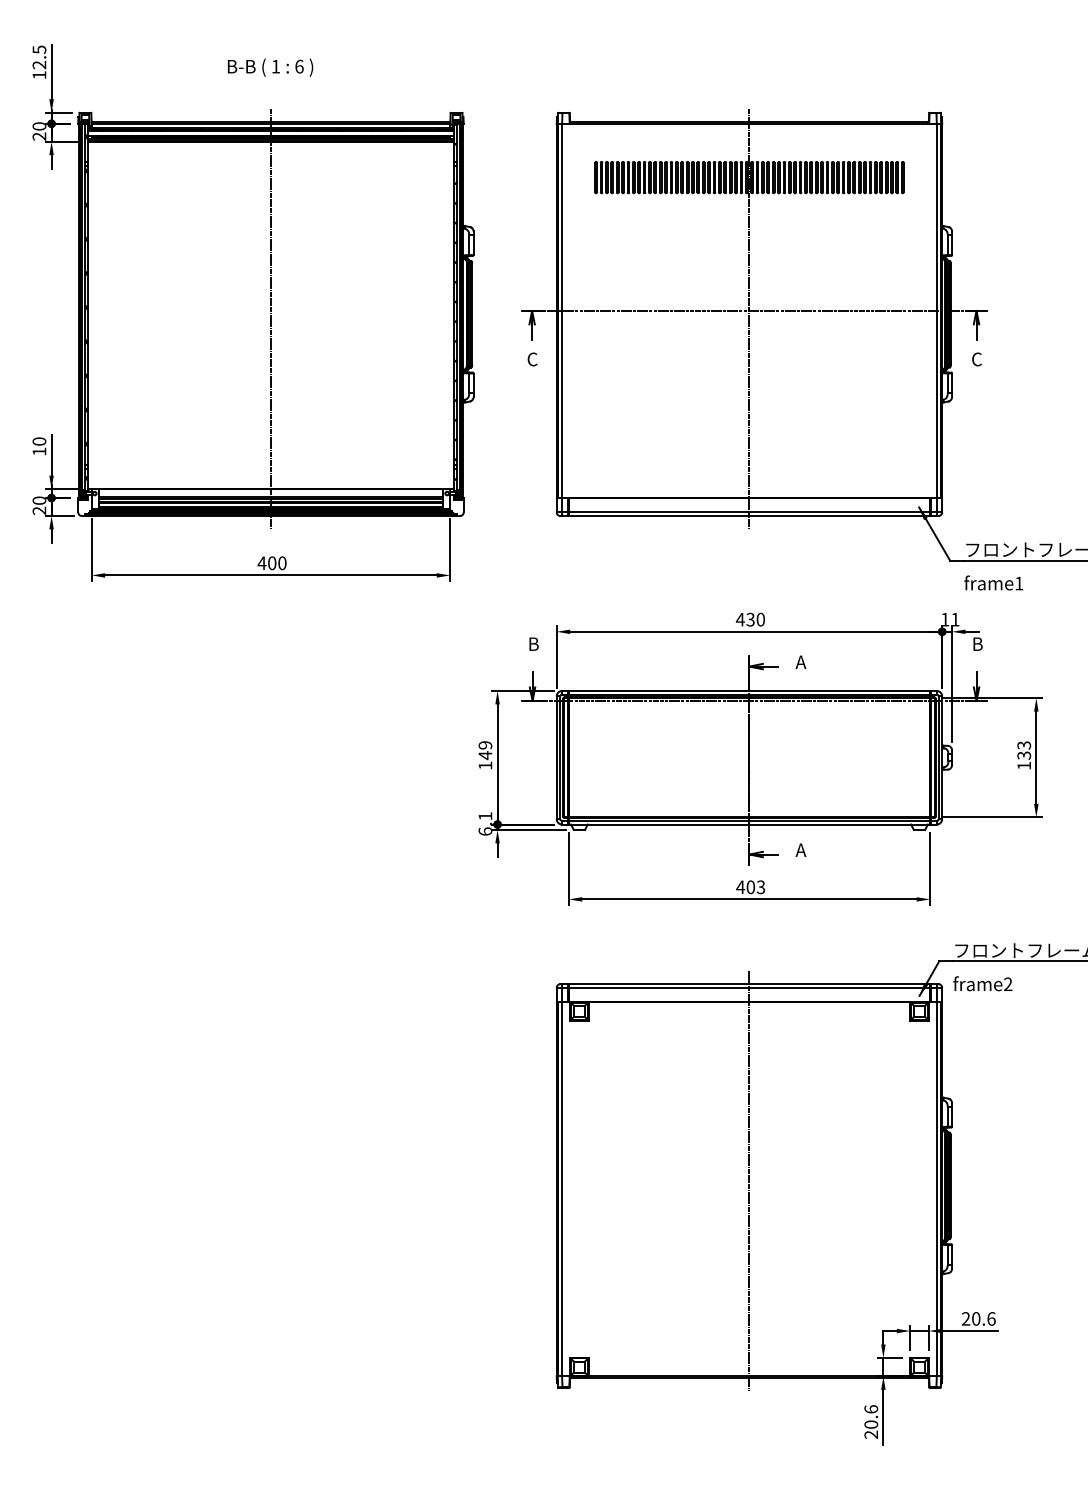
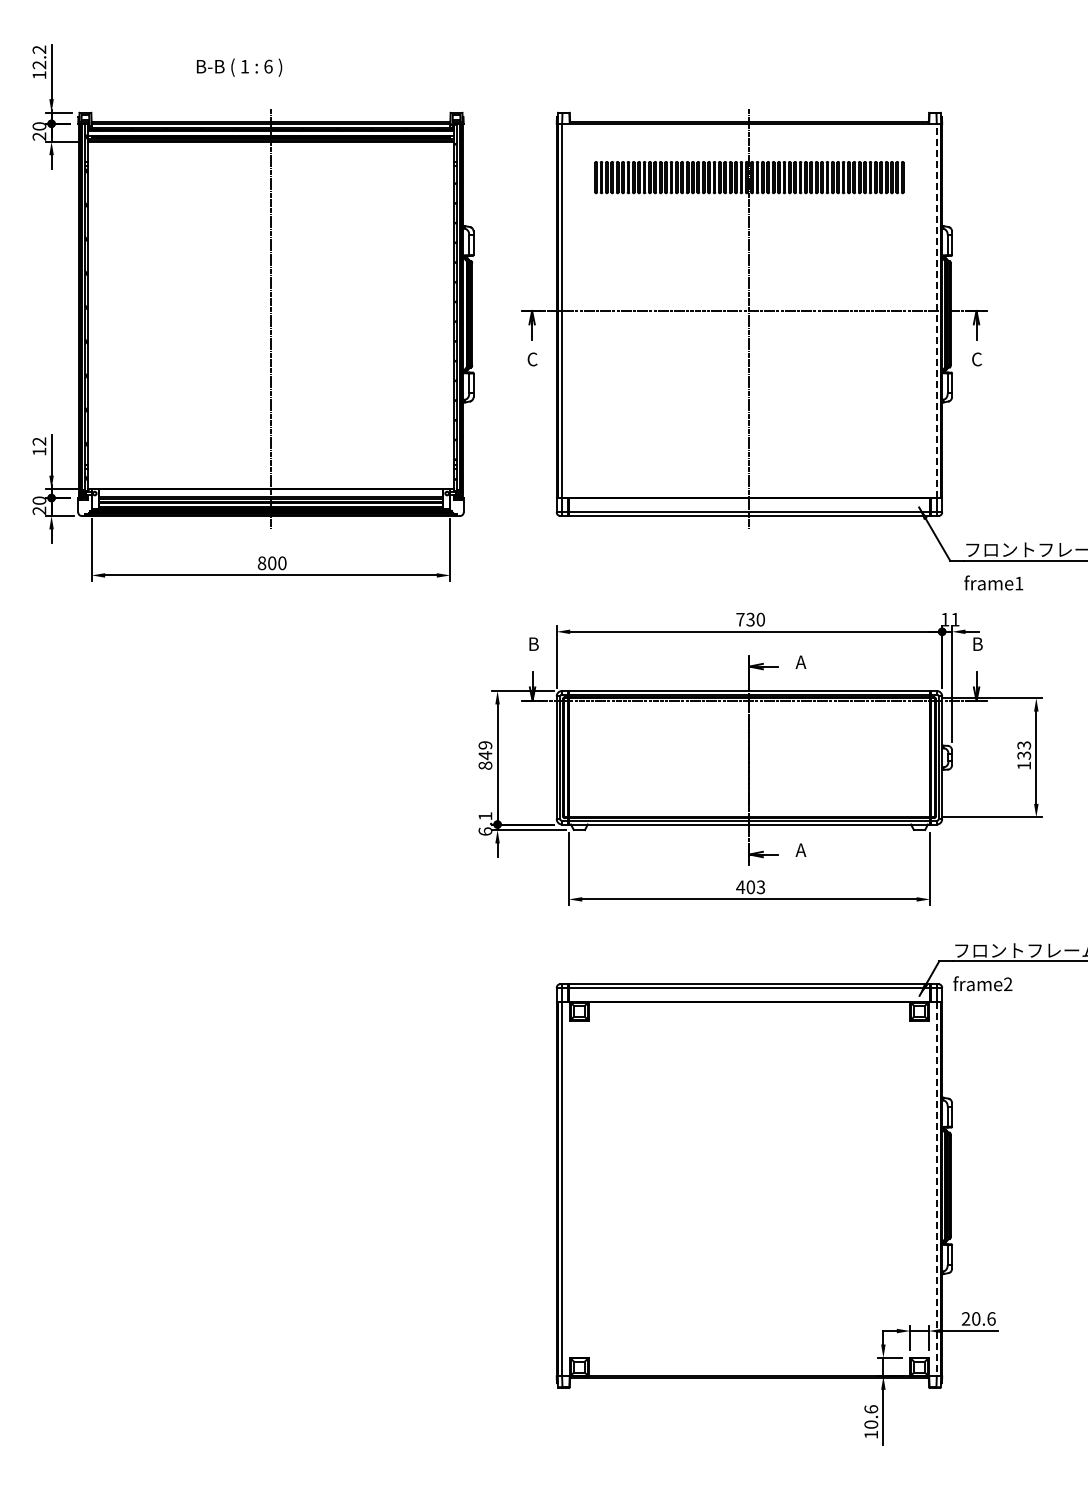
text: 12.5 -> 12.2 (39, 49)
text position: (270, 67) -> (239, 67) (239, 67)
line: solid -> dashed (936, 310)
text: 10 -> 12 (39, 441)
text: 400 -> 800 (261, 563)
text: 430 -> 730 (739, 619)
text: 149 -> 849 (485, 765)
line: present -> none (749, 1180)
line: solid -> dashed (936, 1189)
text: 20.6 -> 10.6 (870, 1434)
